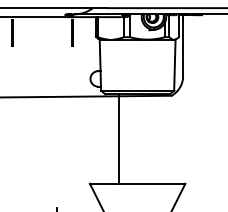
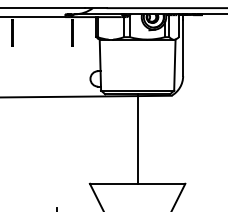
line position: (118, 138) -> (137, 138) (137, 138)
